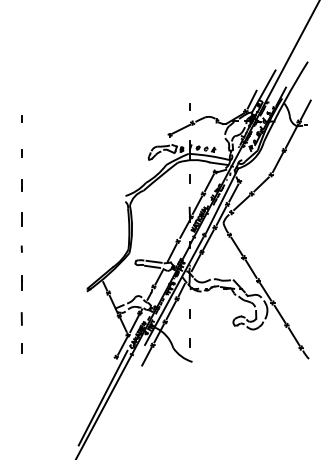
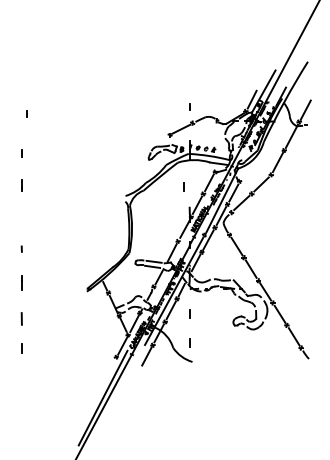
part position: (21, 118) -> (26, 113) (26, 113)
part position: (189, 178) -> (183, 186) (183, 186)
line: present -> none (21, 219)
